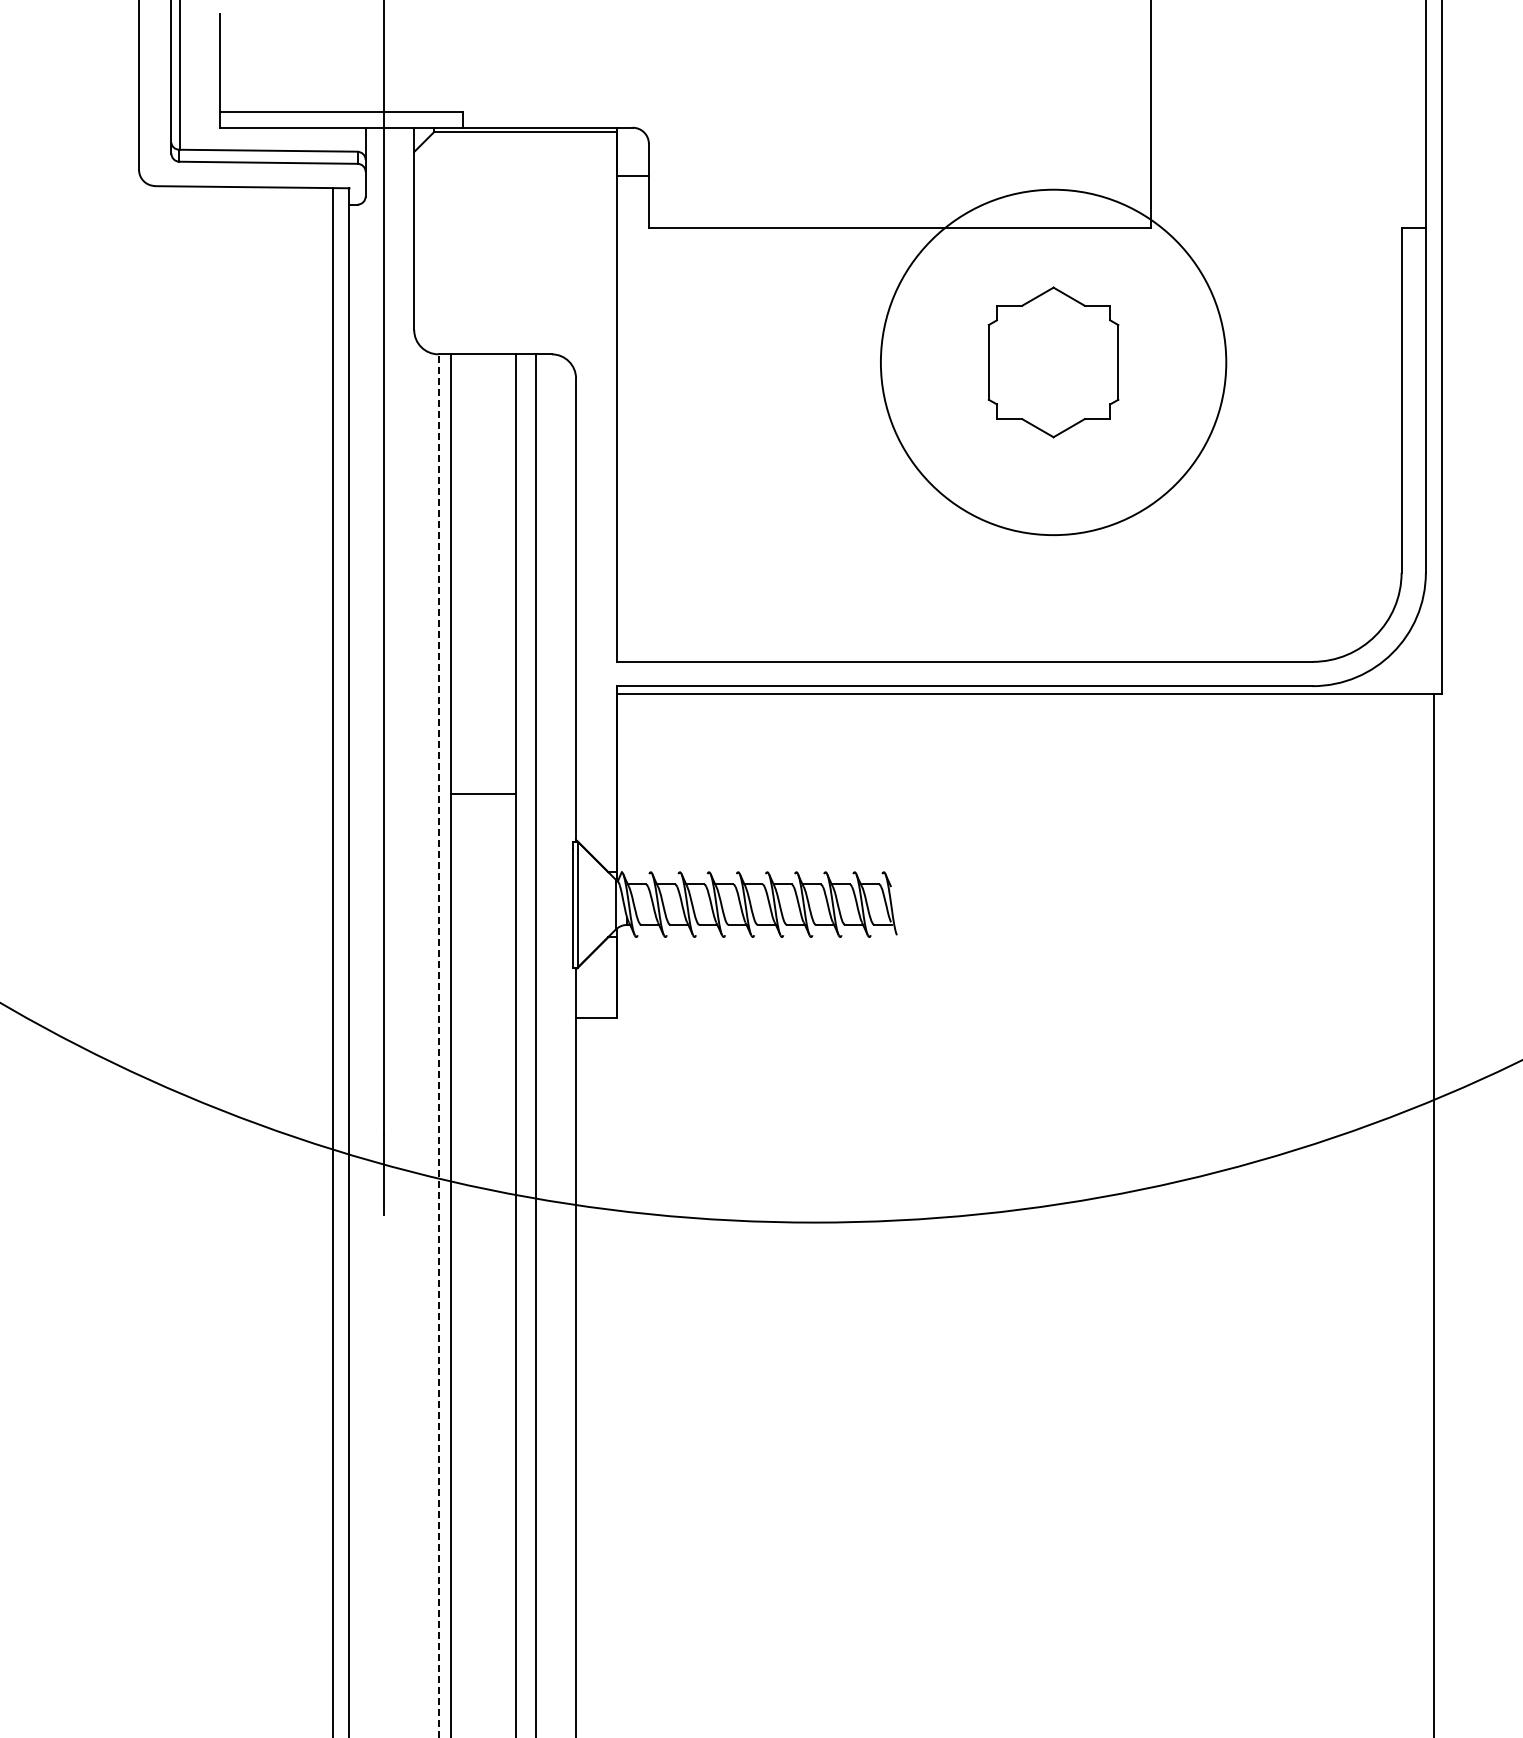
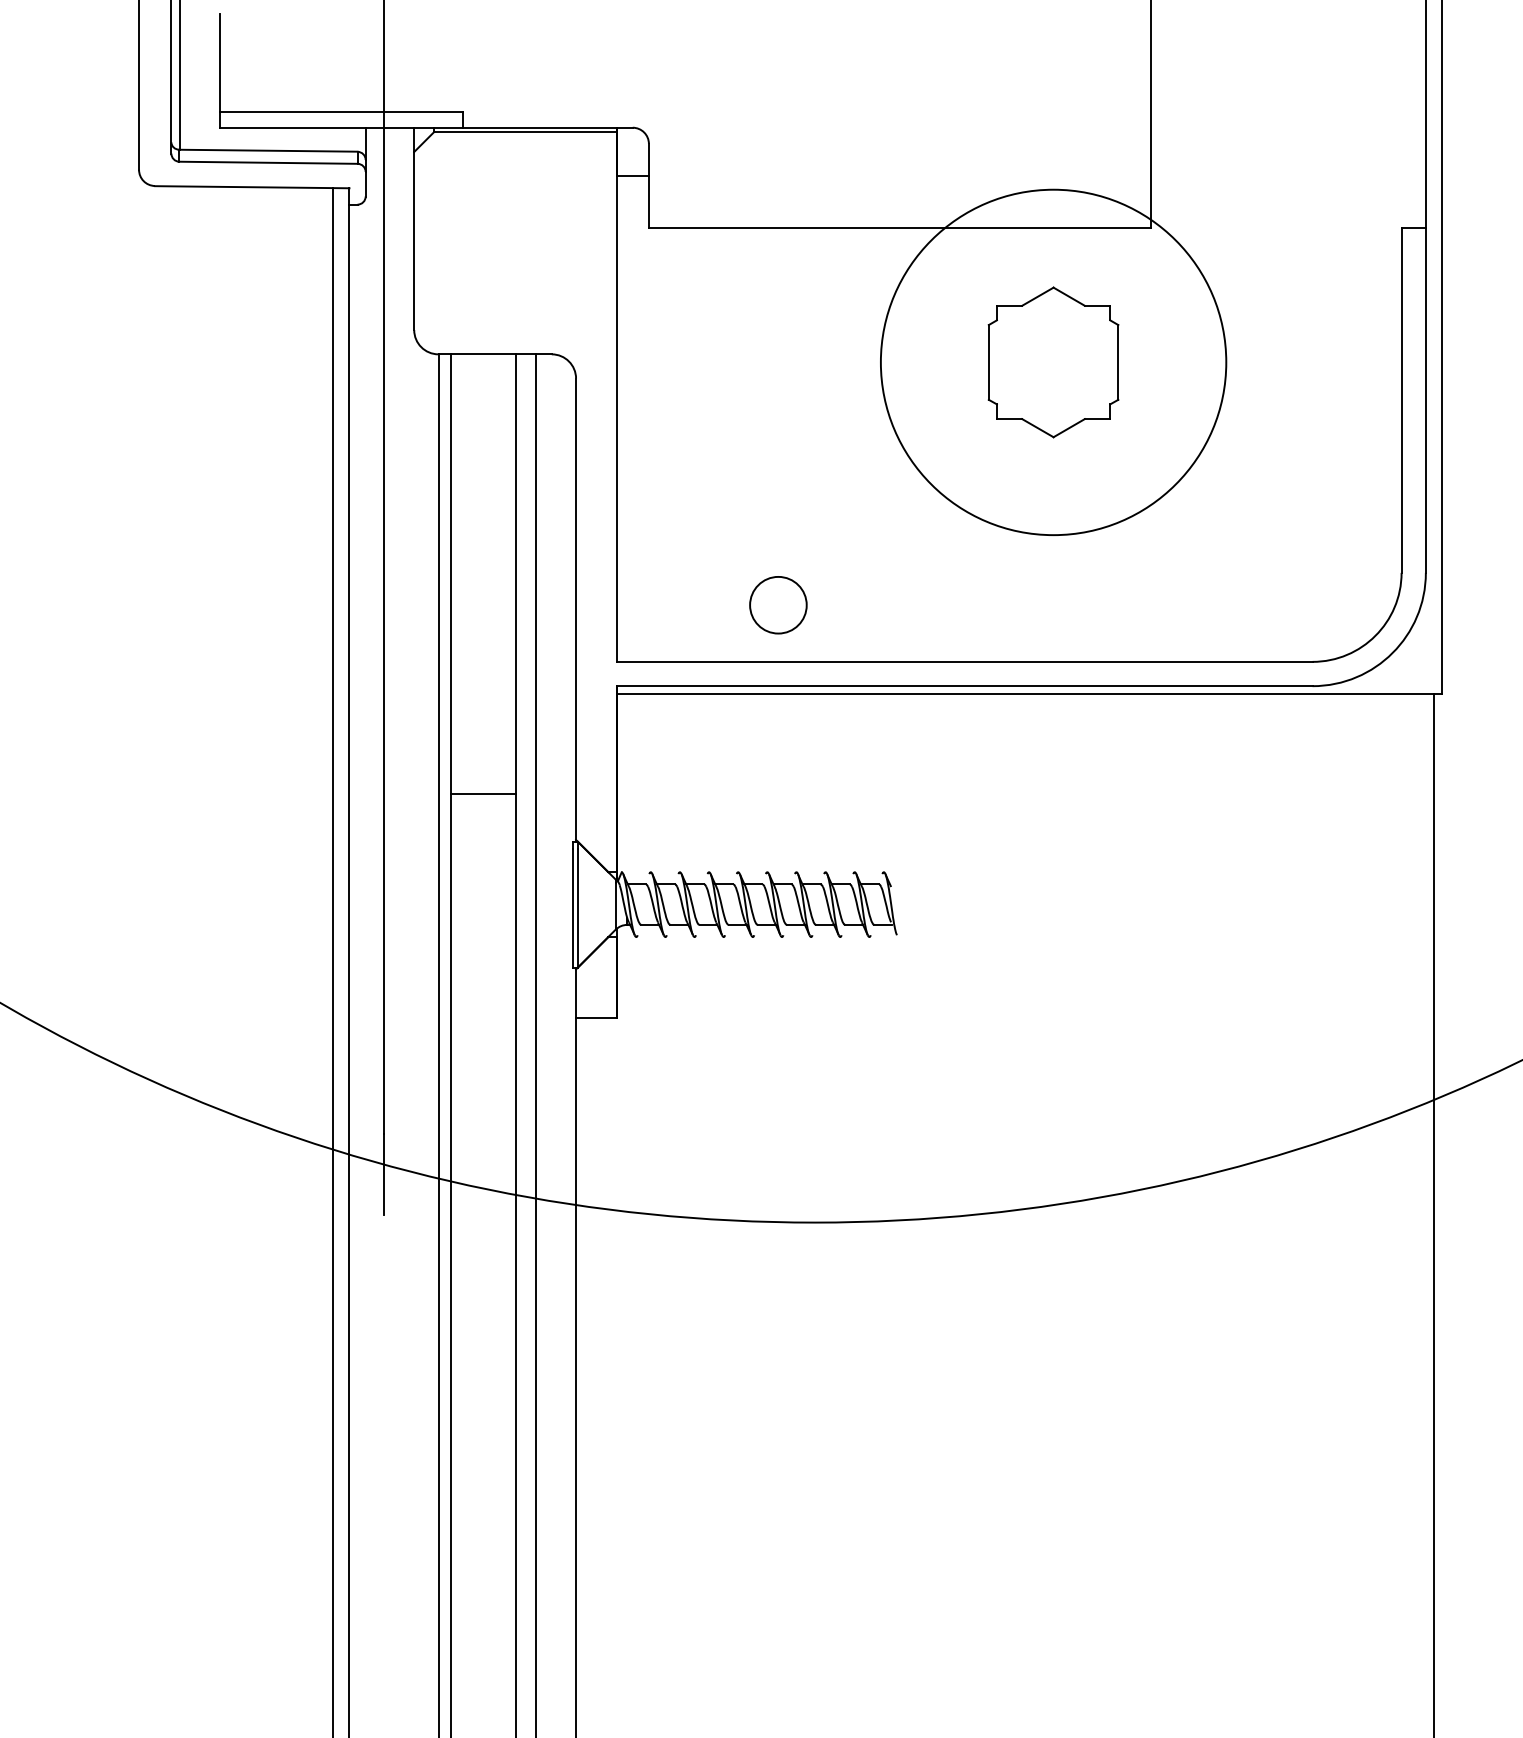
circle: none -> present (778, 605)
line: dashed -> solid (438, 1045)
